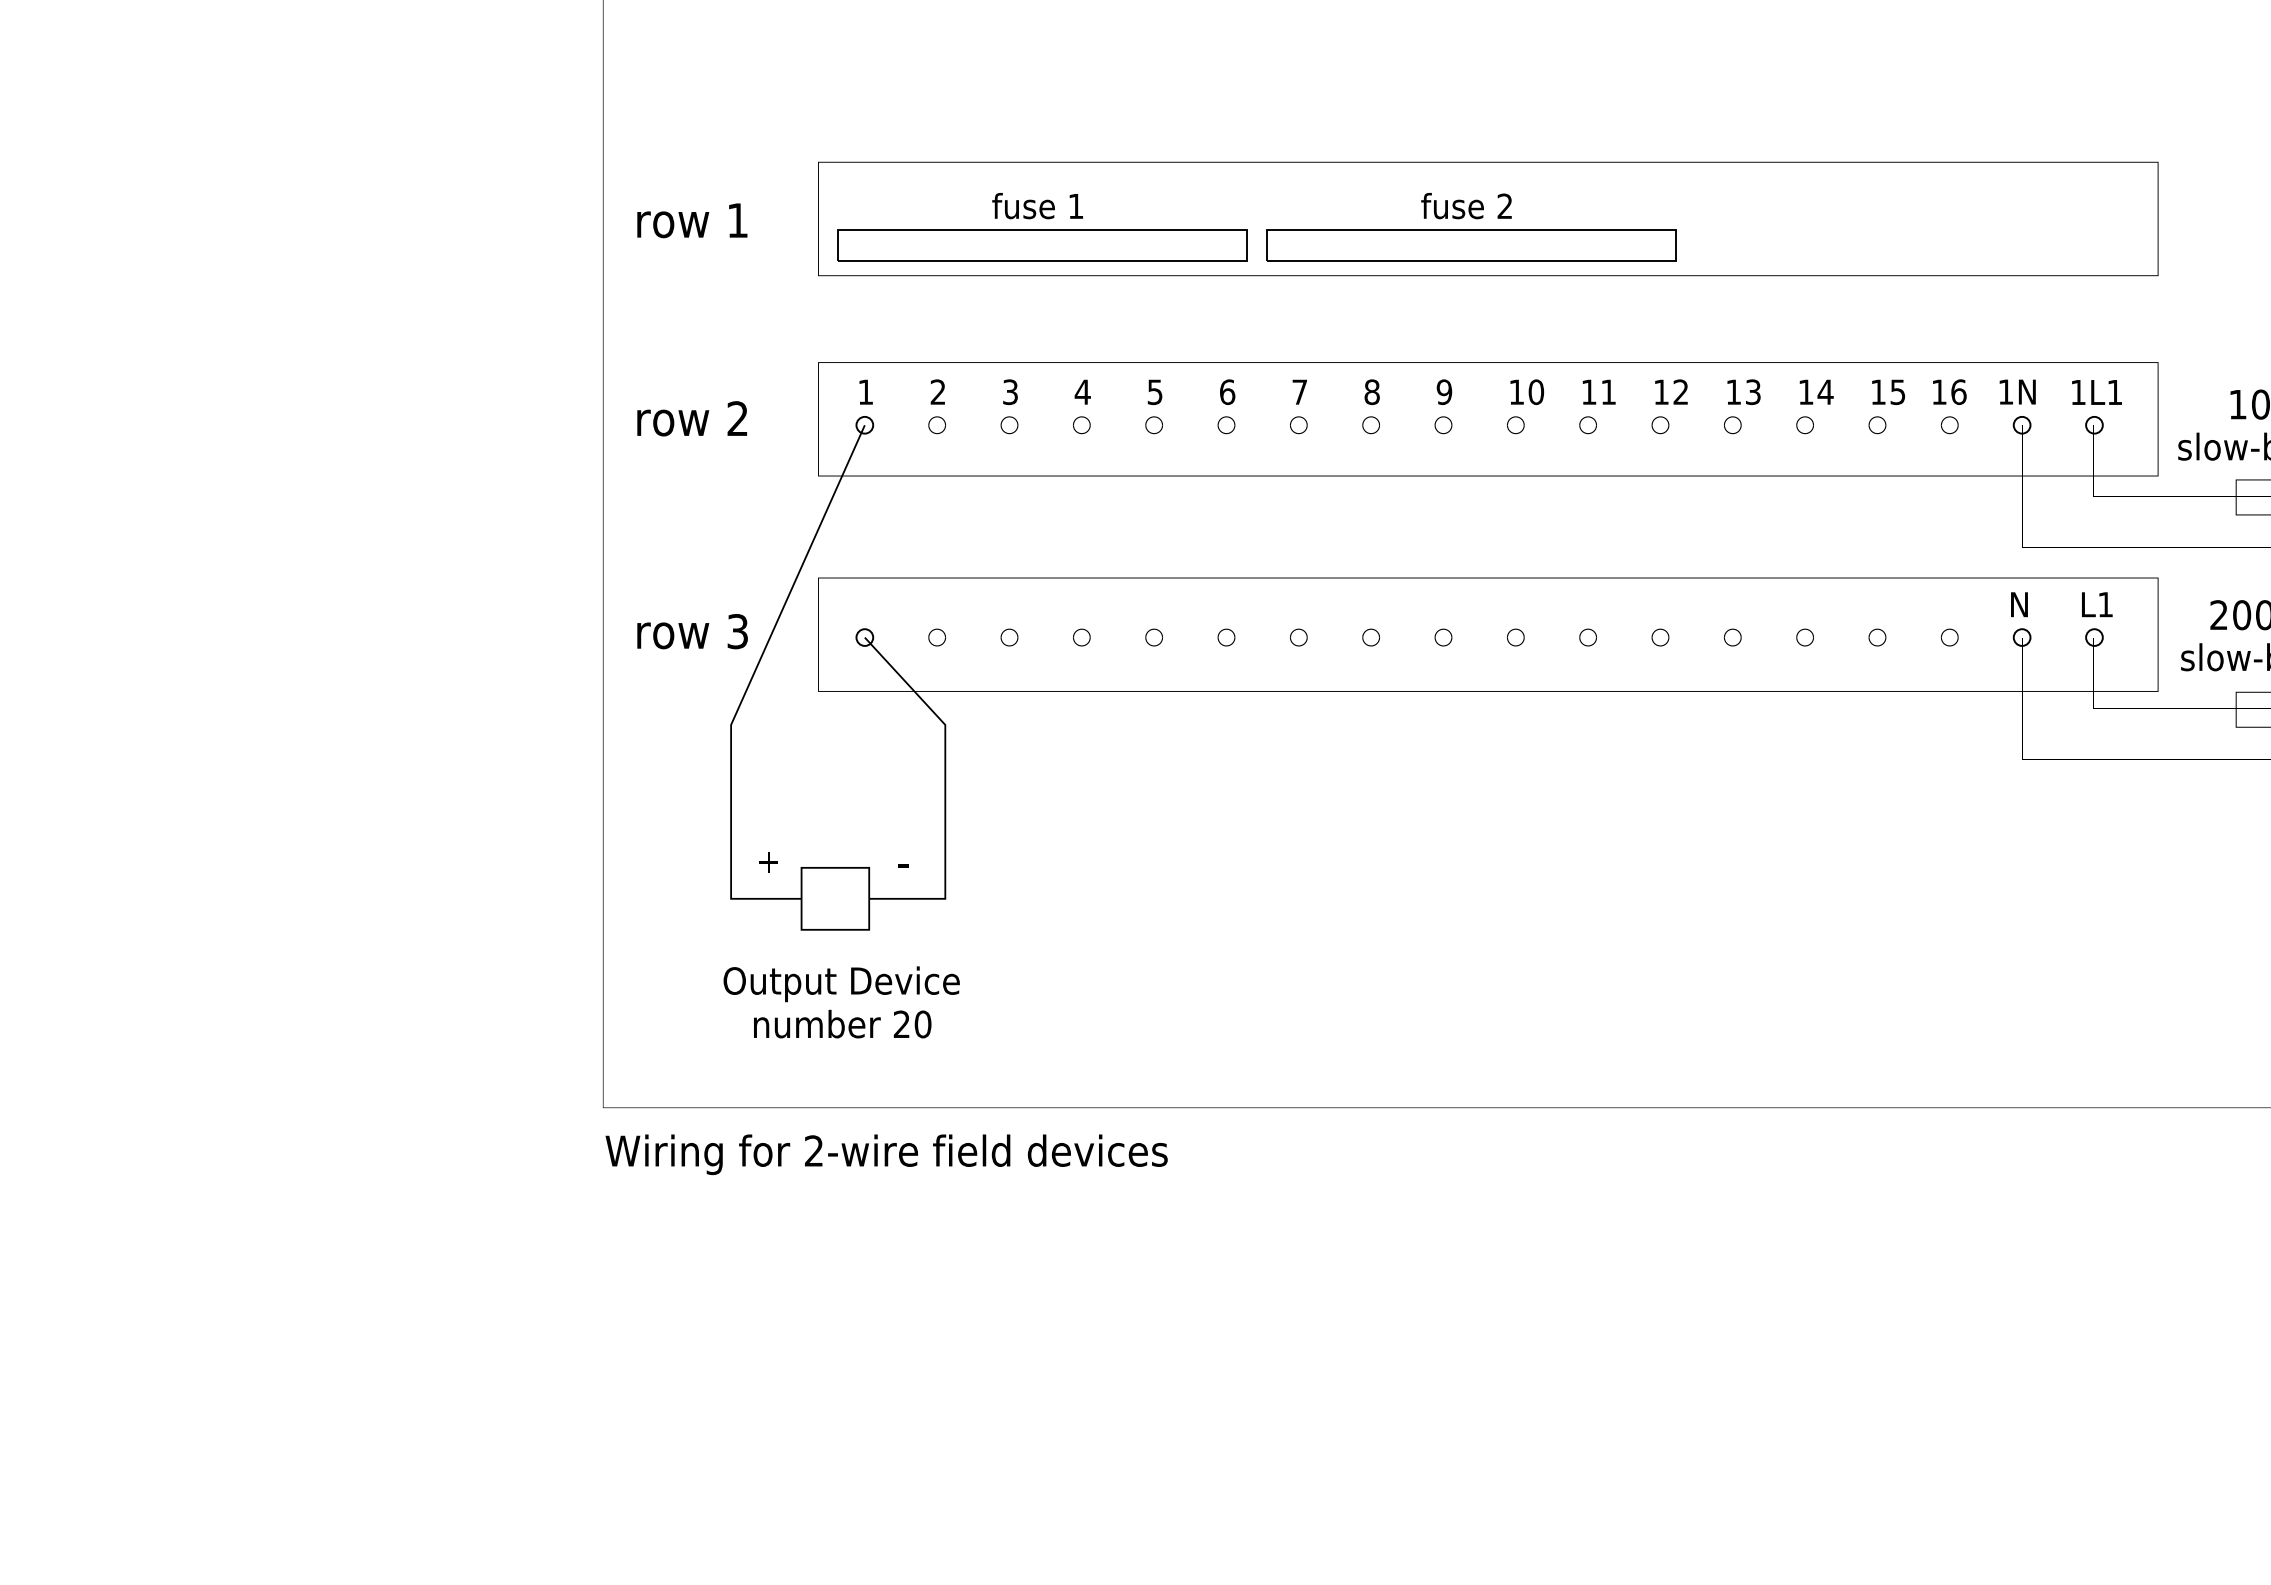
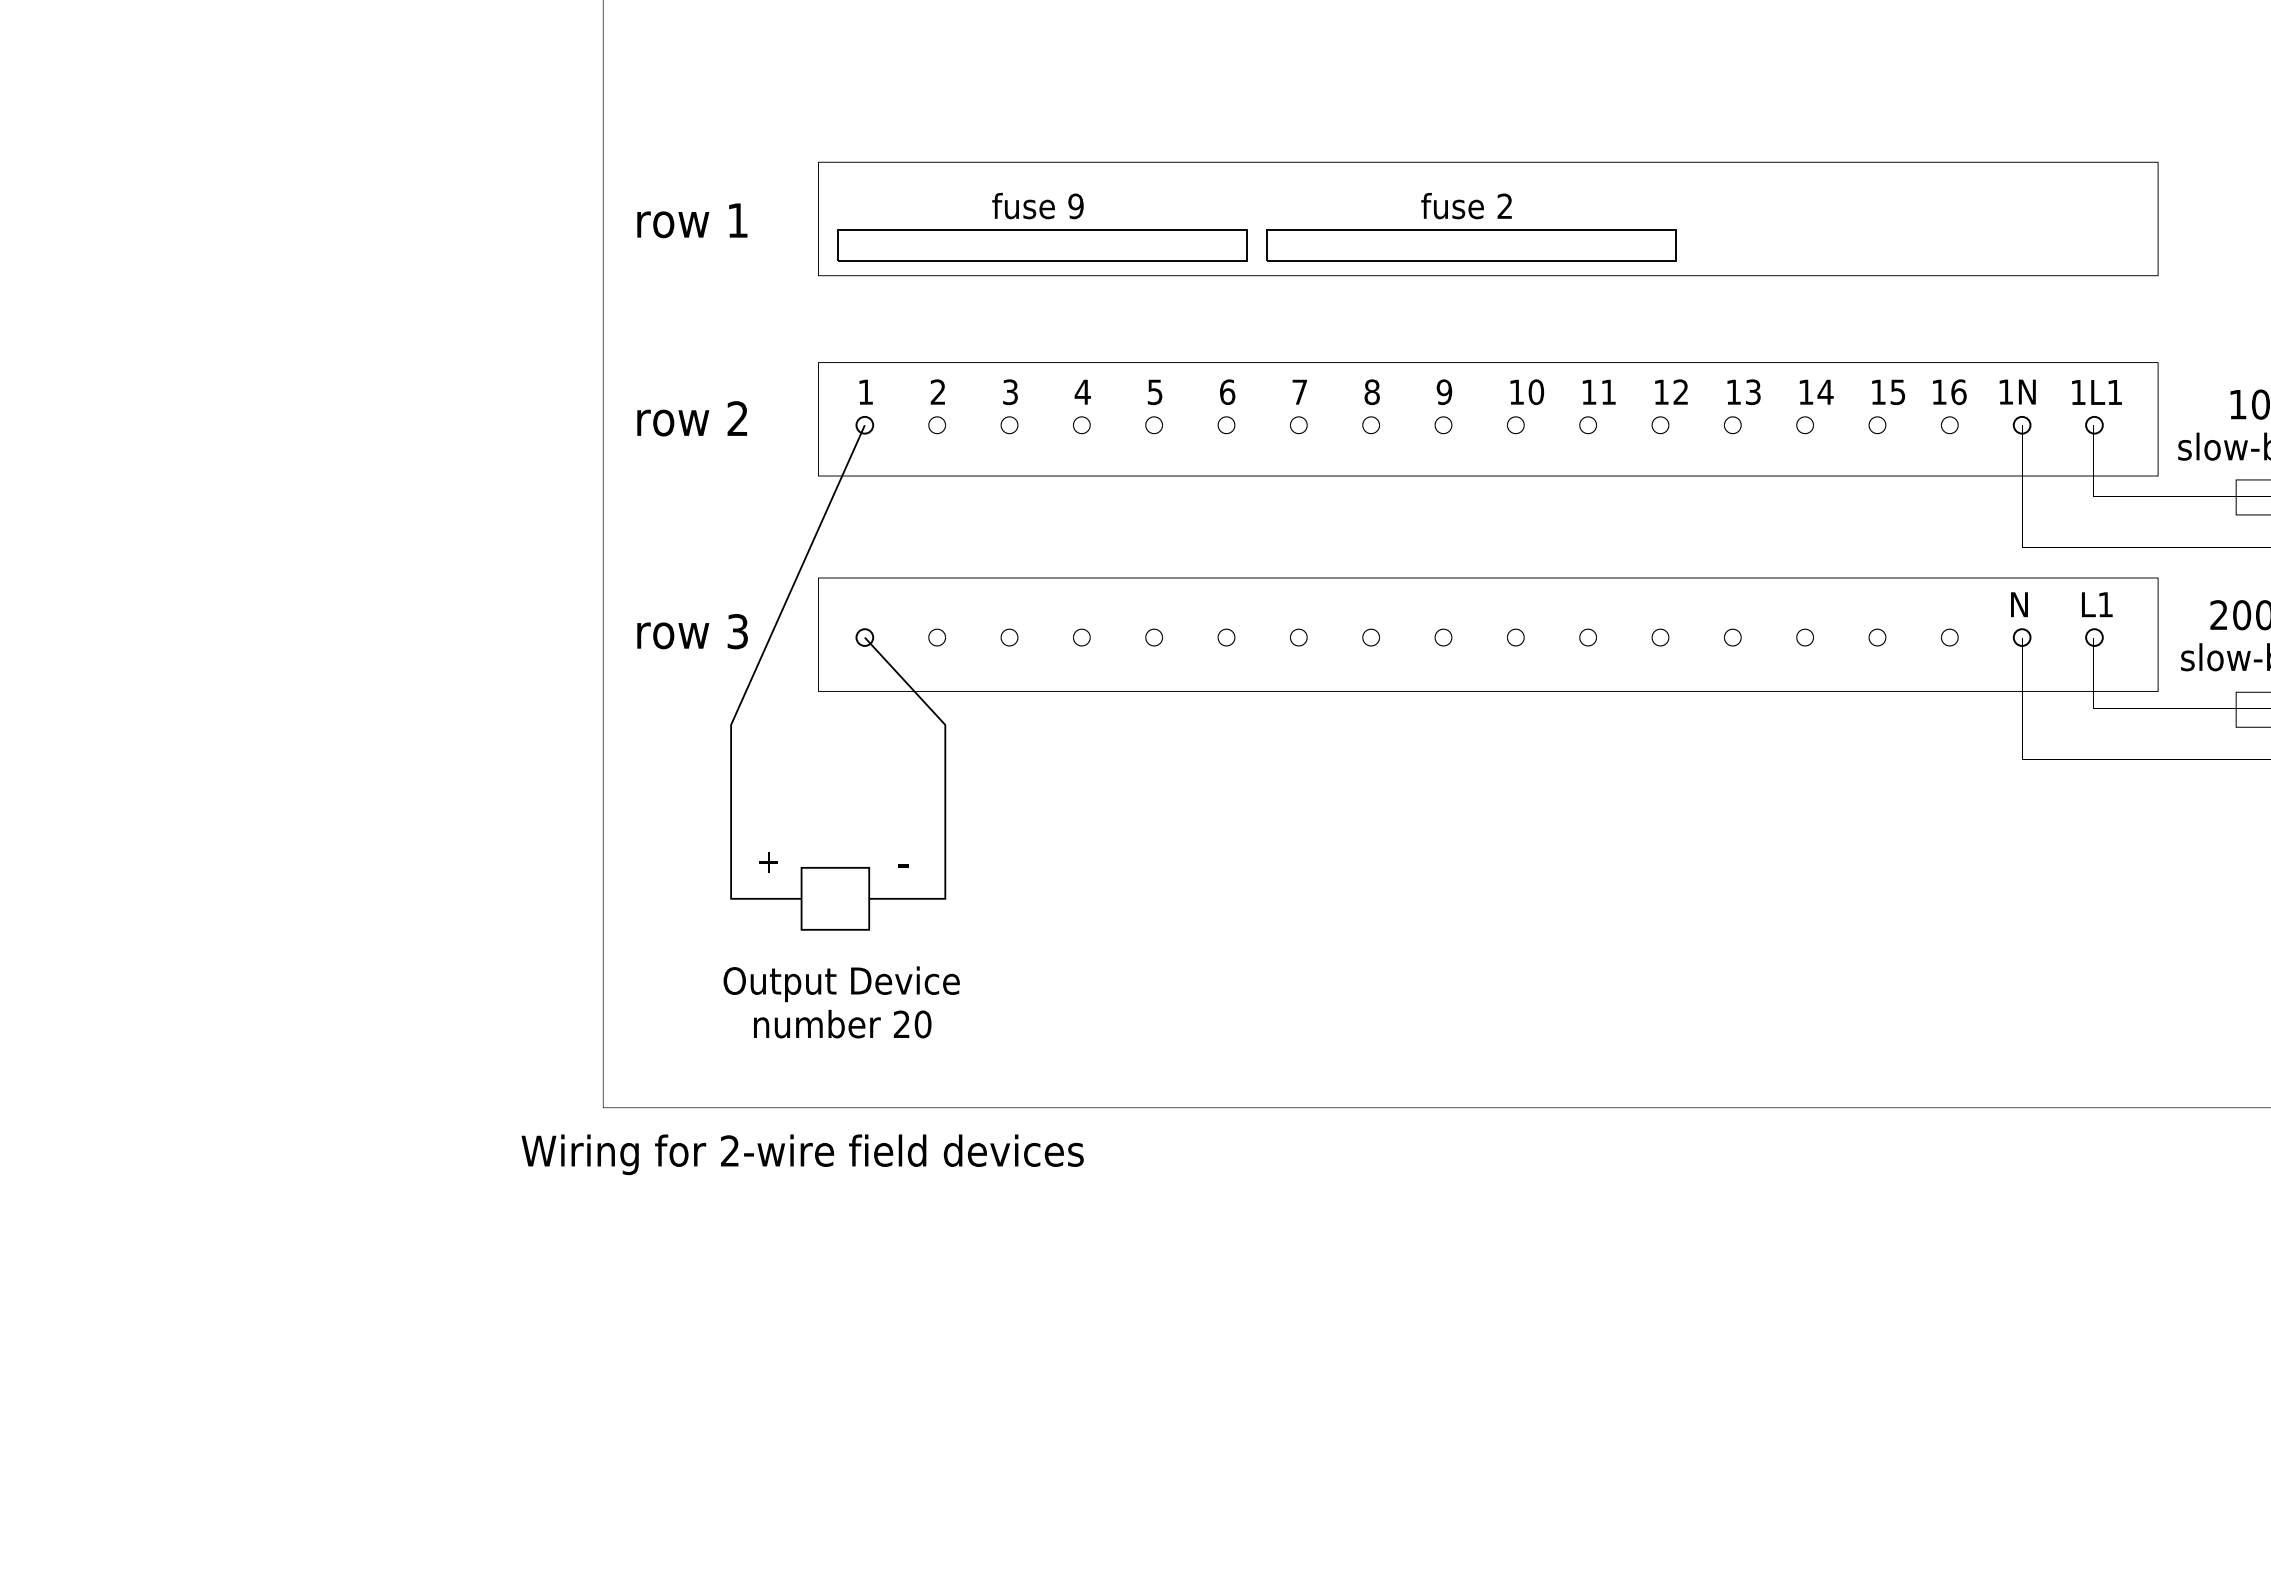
text: 1 -> 9 (1075, 206)
text position: (886, 1154) -> (802, 1154) (802, 1154)
